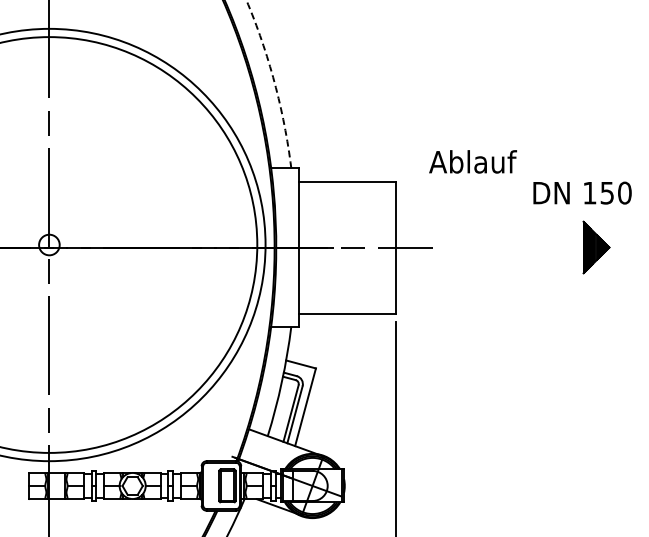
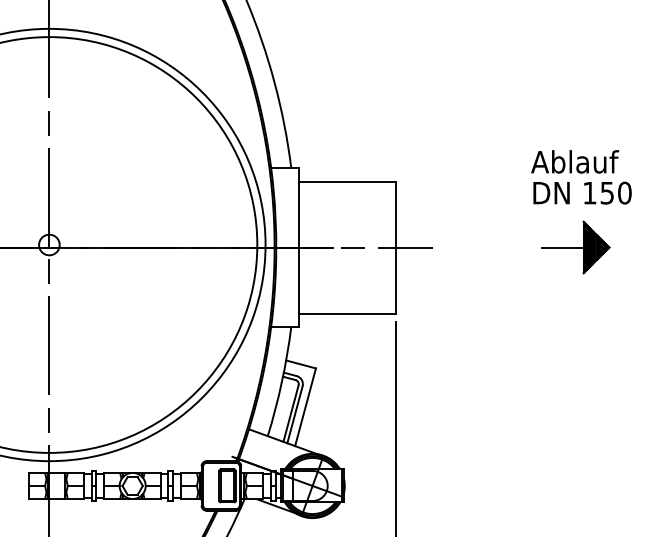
arc: dashed -> solid (274, 82)
text position: (472, 161) -> (574, 161) (574, 161)
line: none -> present (562, 247)
